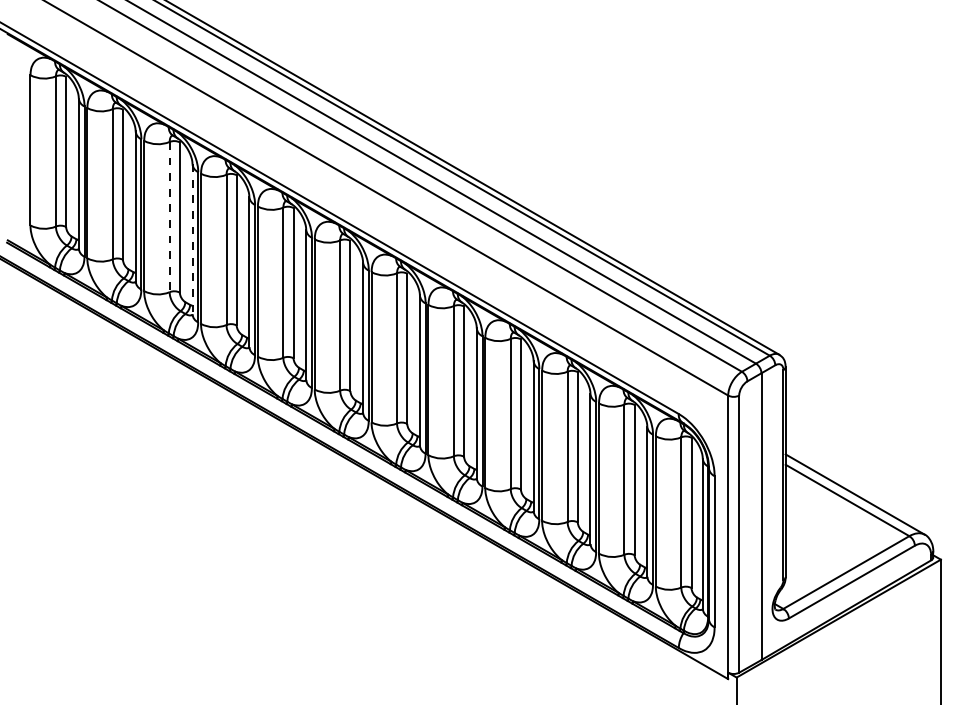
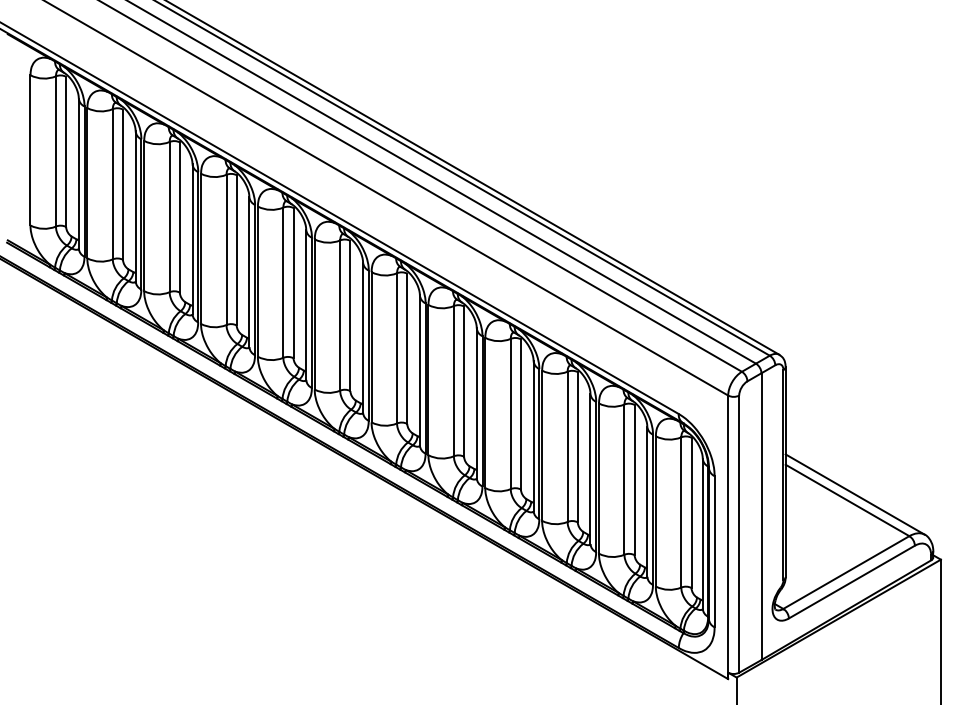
line: dashed -> solid (169, 217)
line: dashed -> solid (192, 239)
